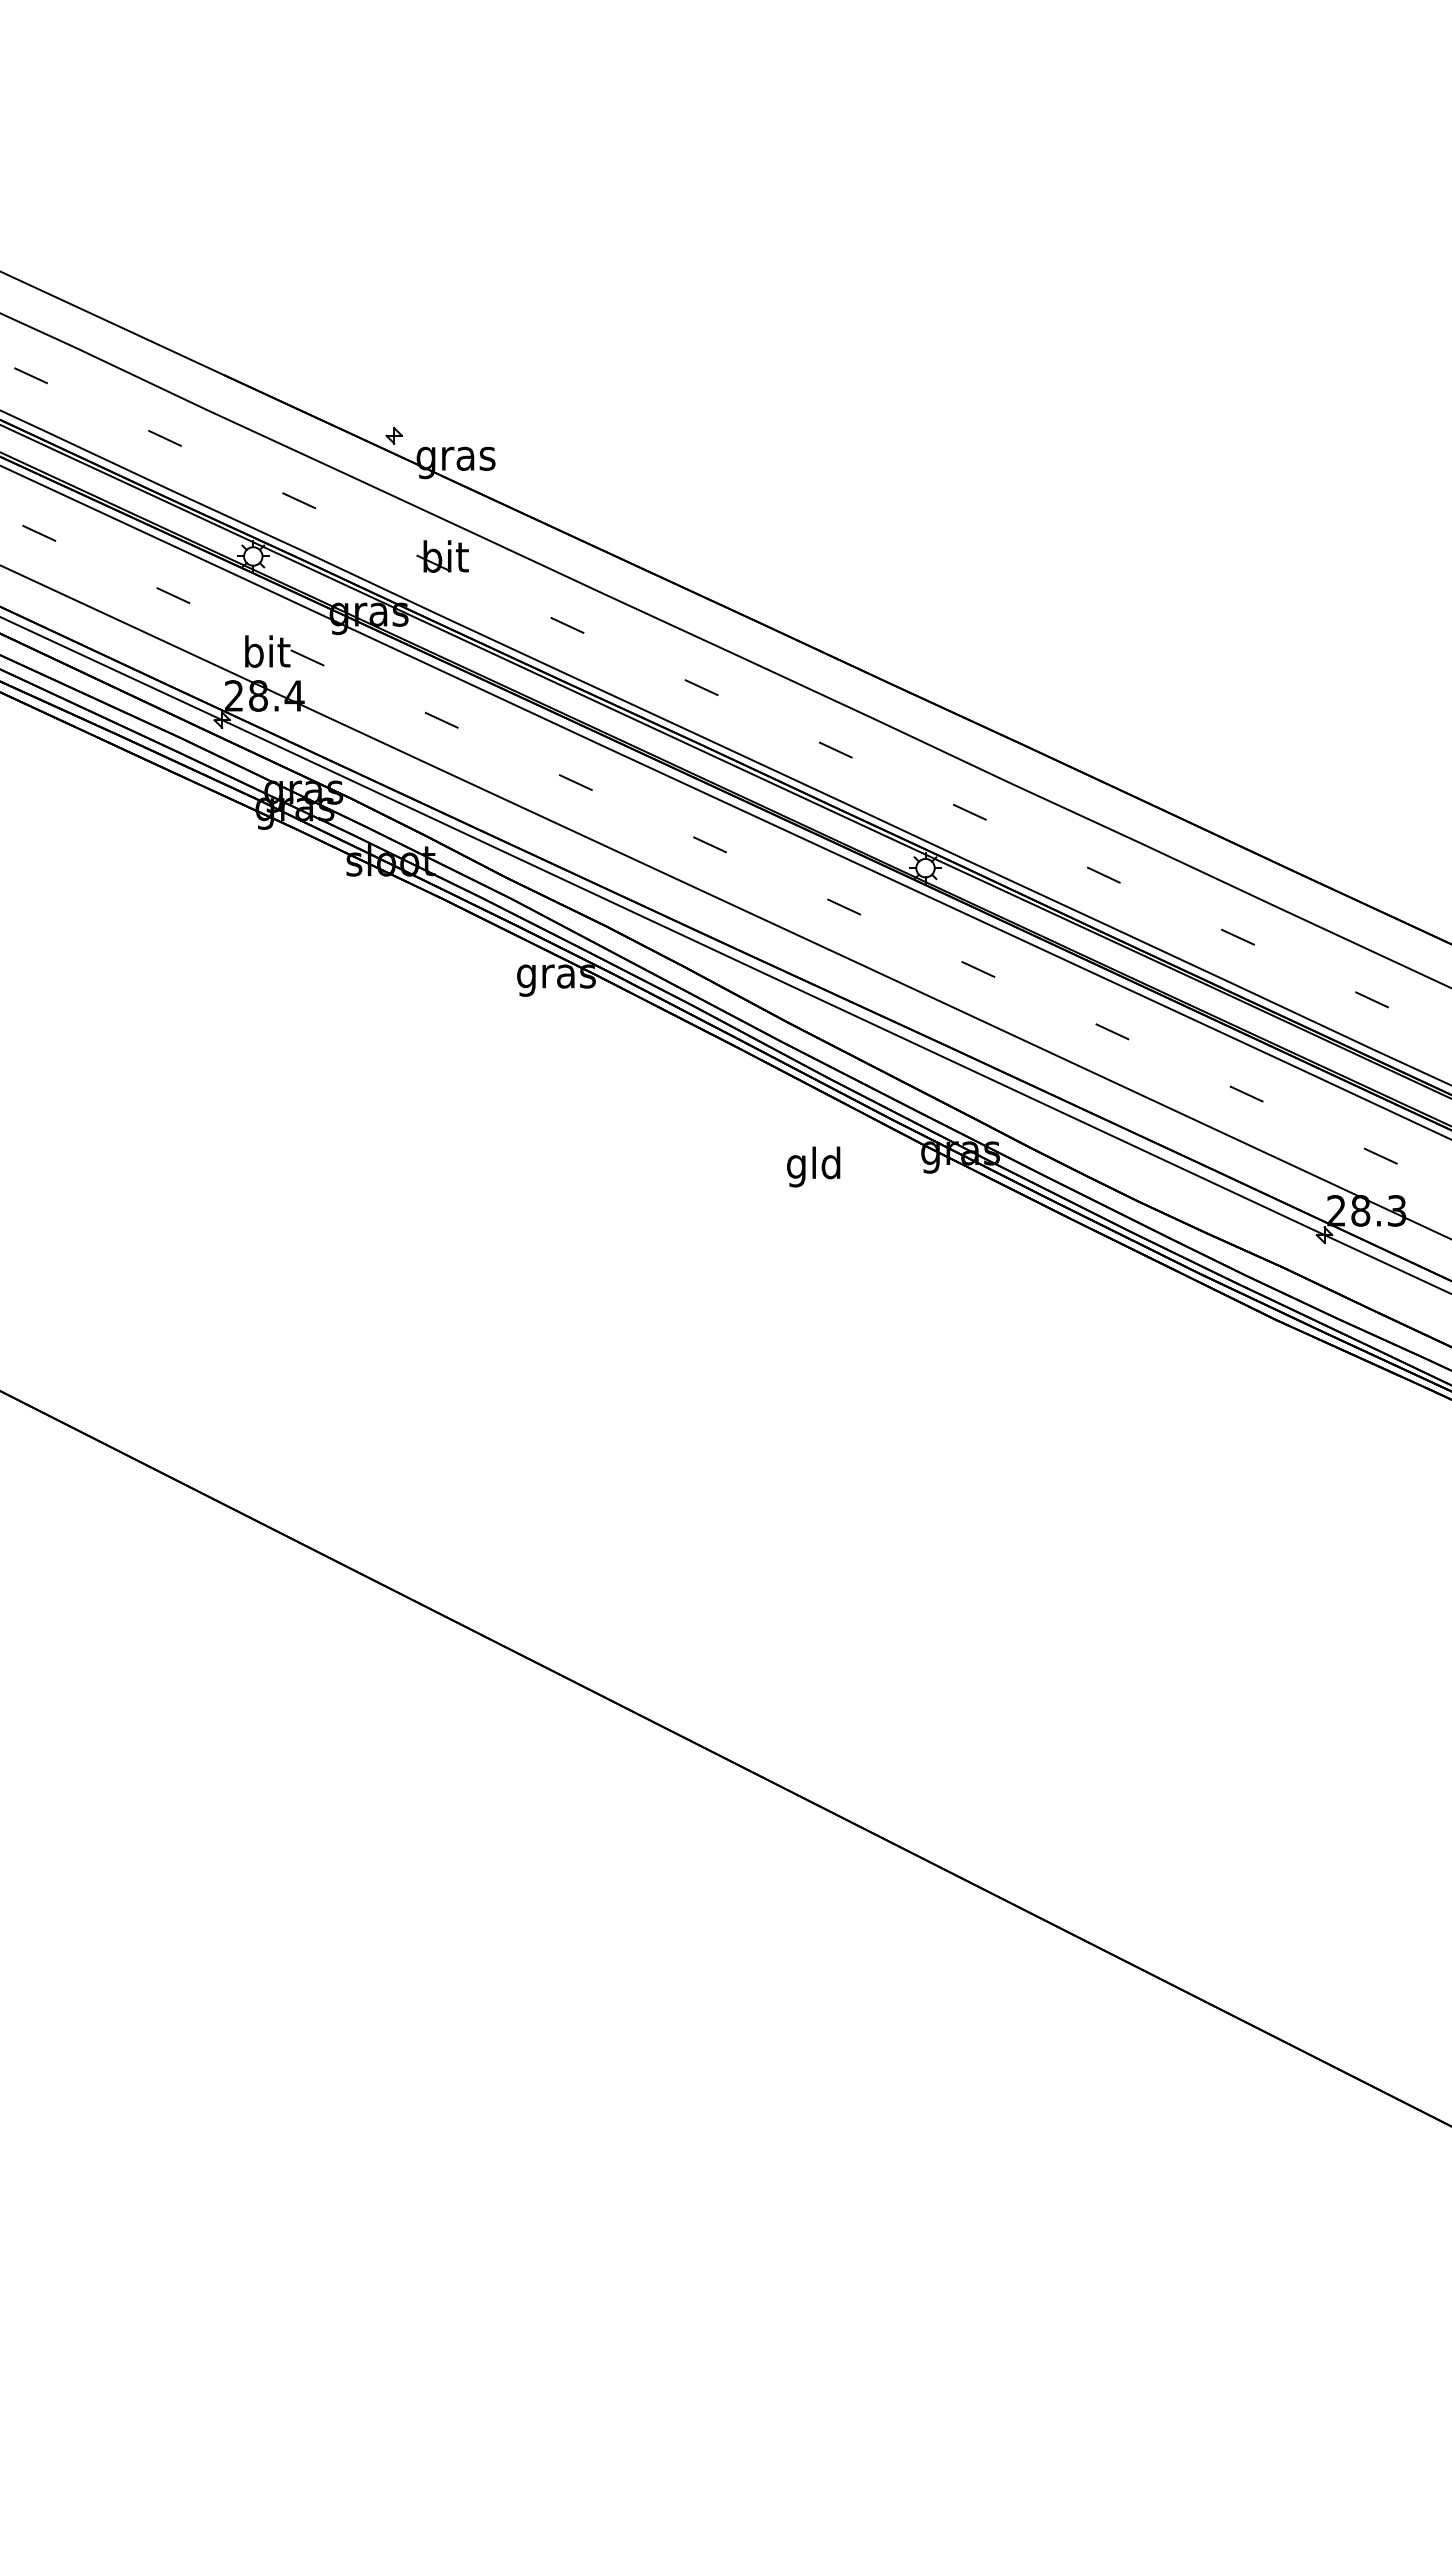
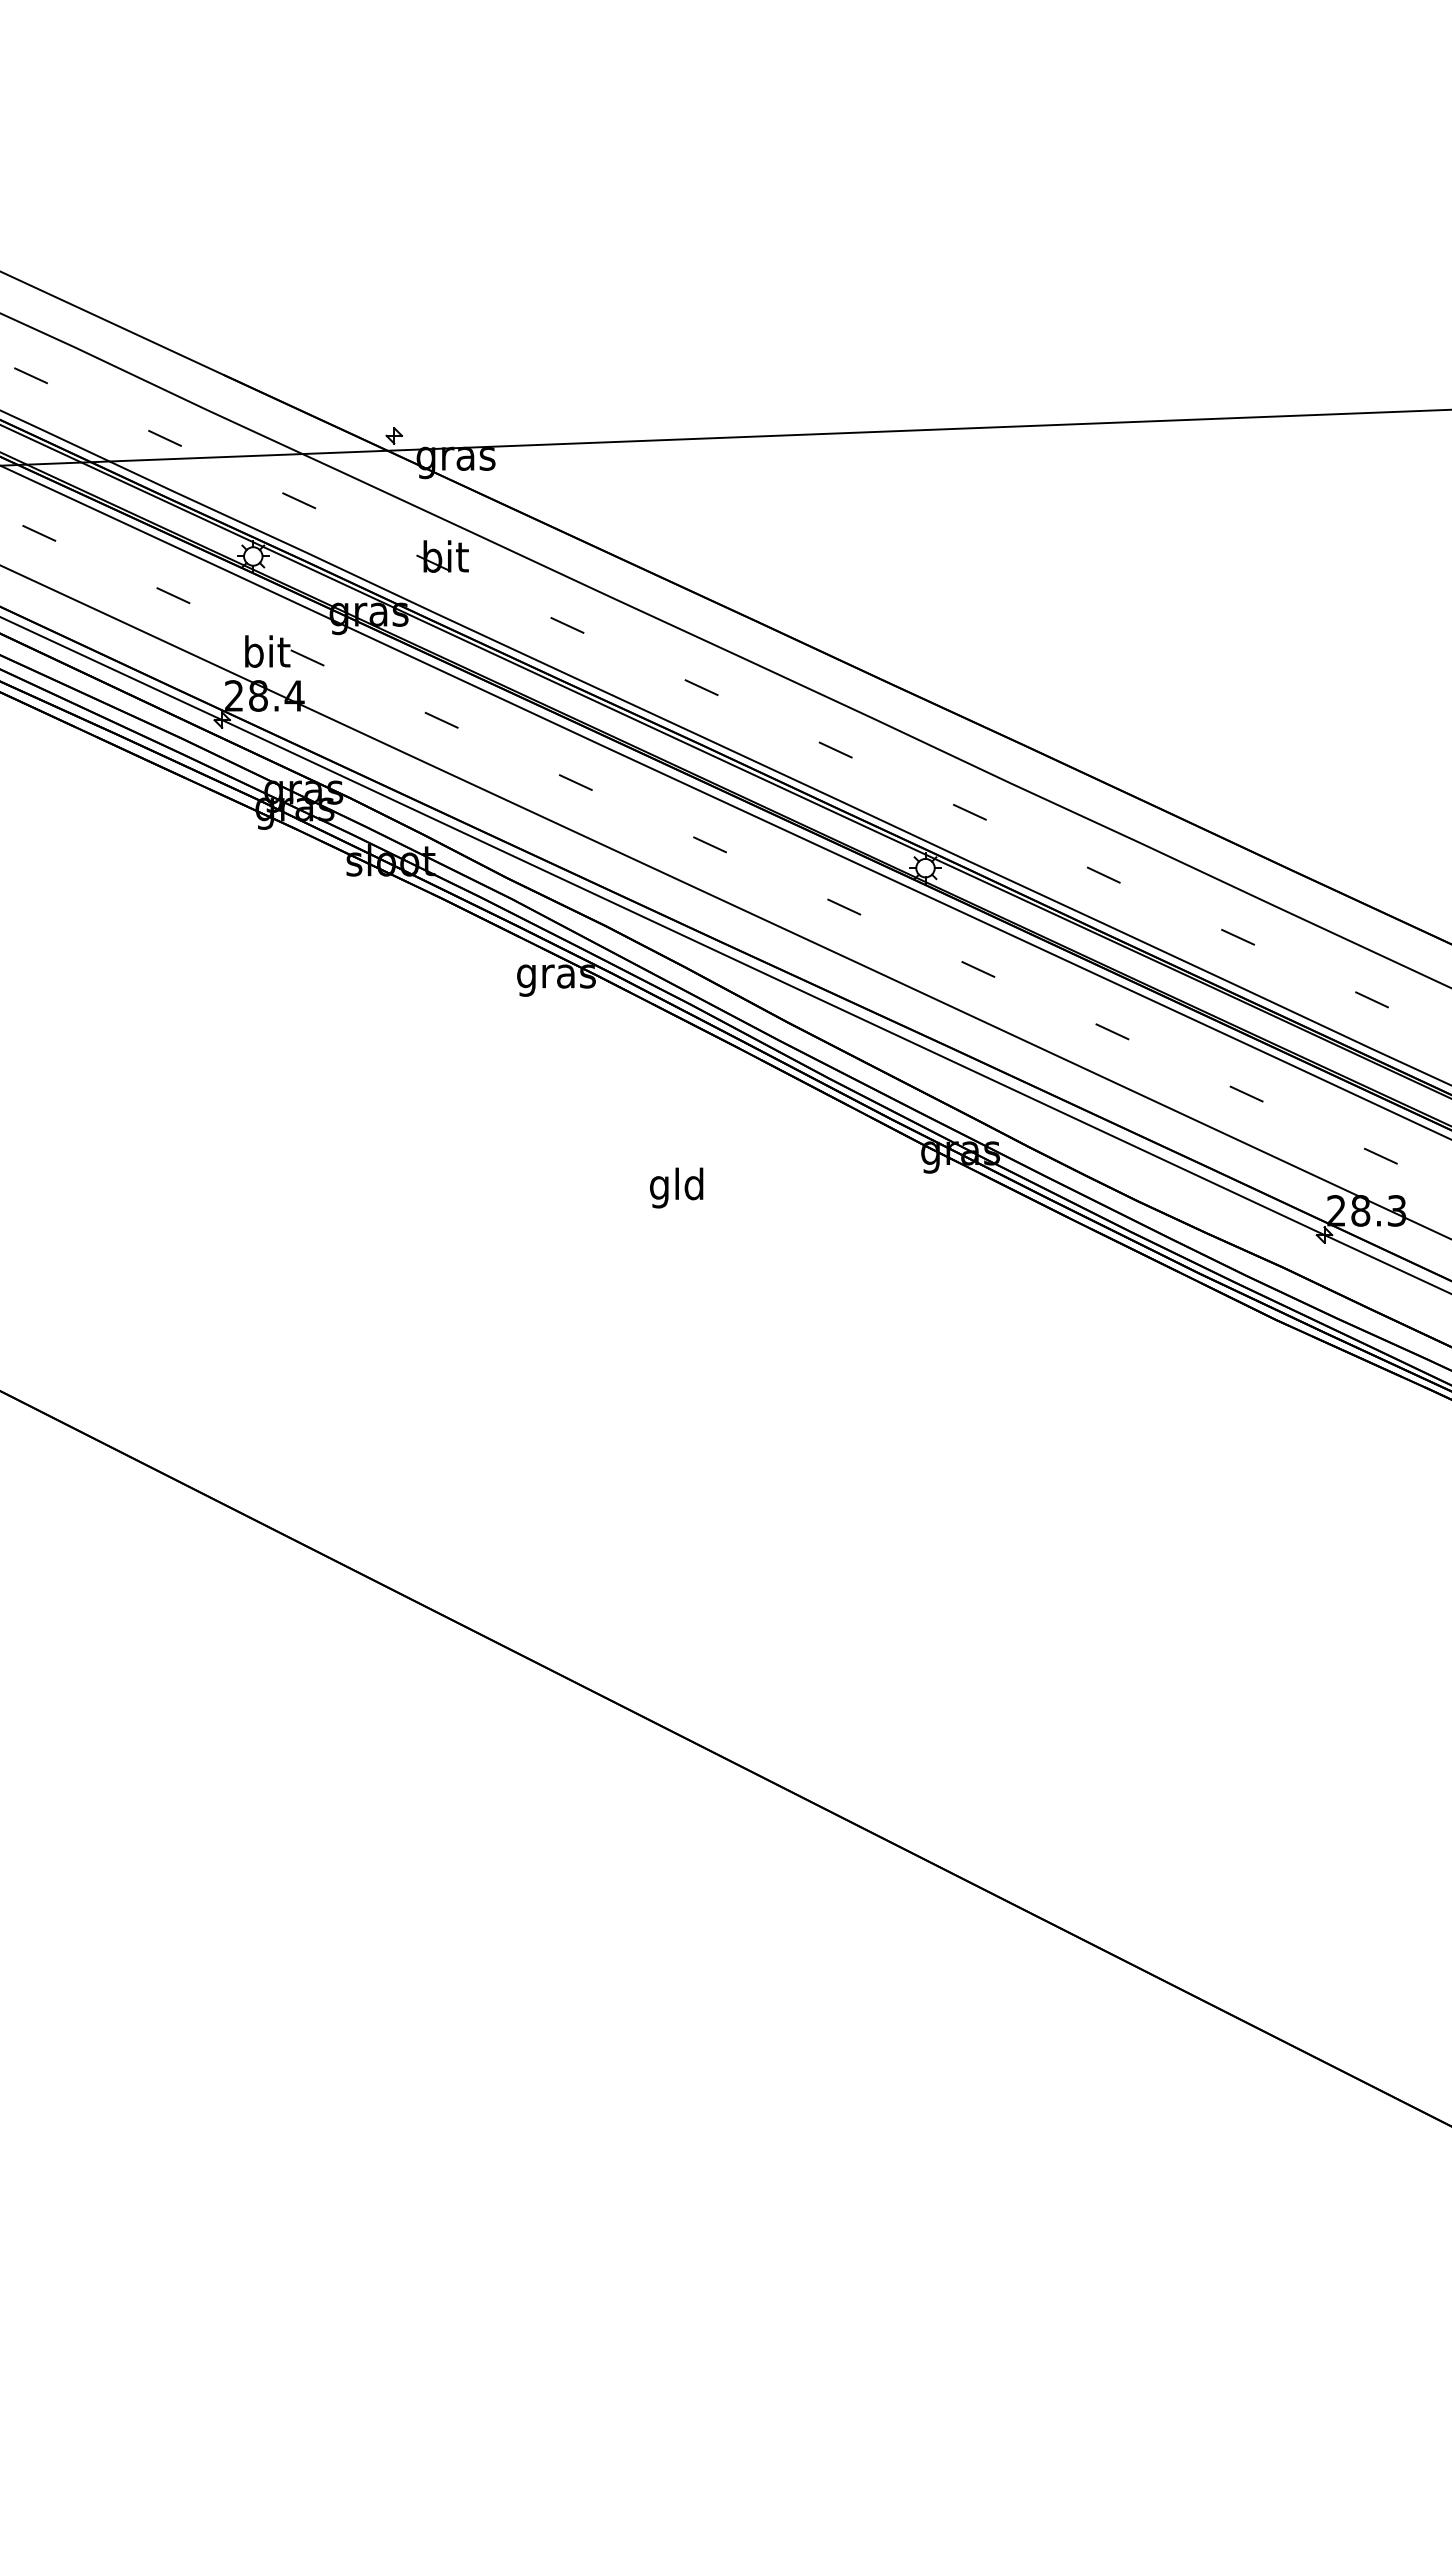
line: none -> present (725, 437)
text position: (813, 1166) -> (676, 1187) (676, 1187)
